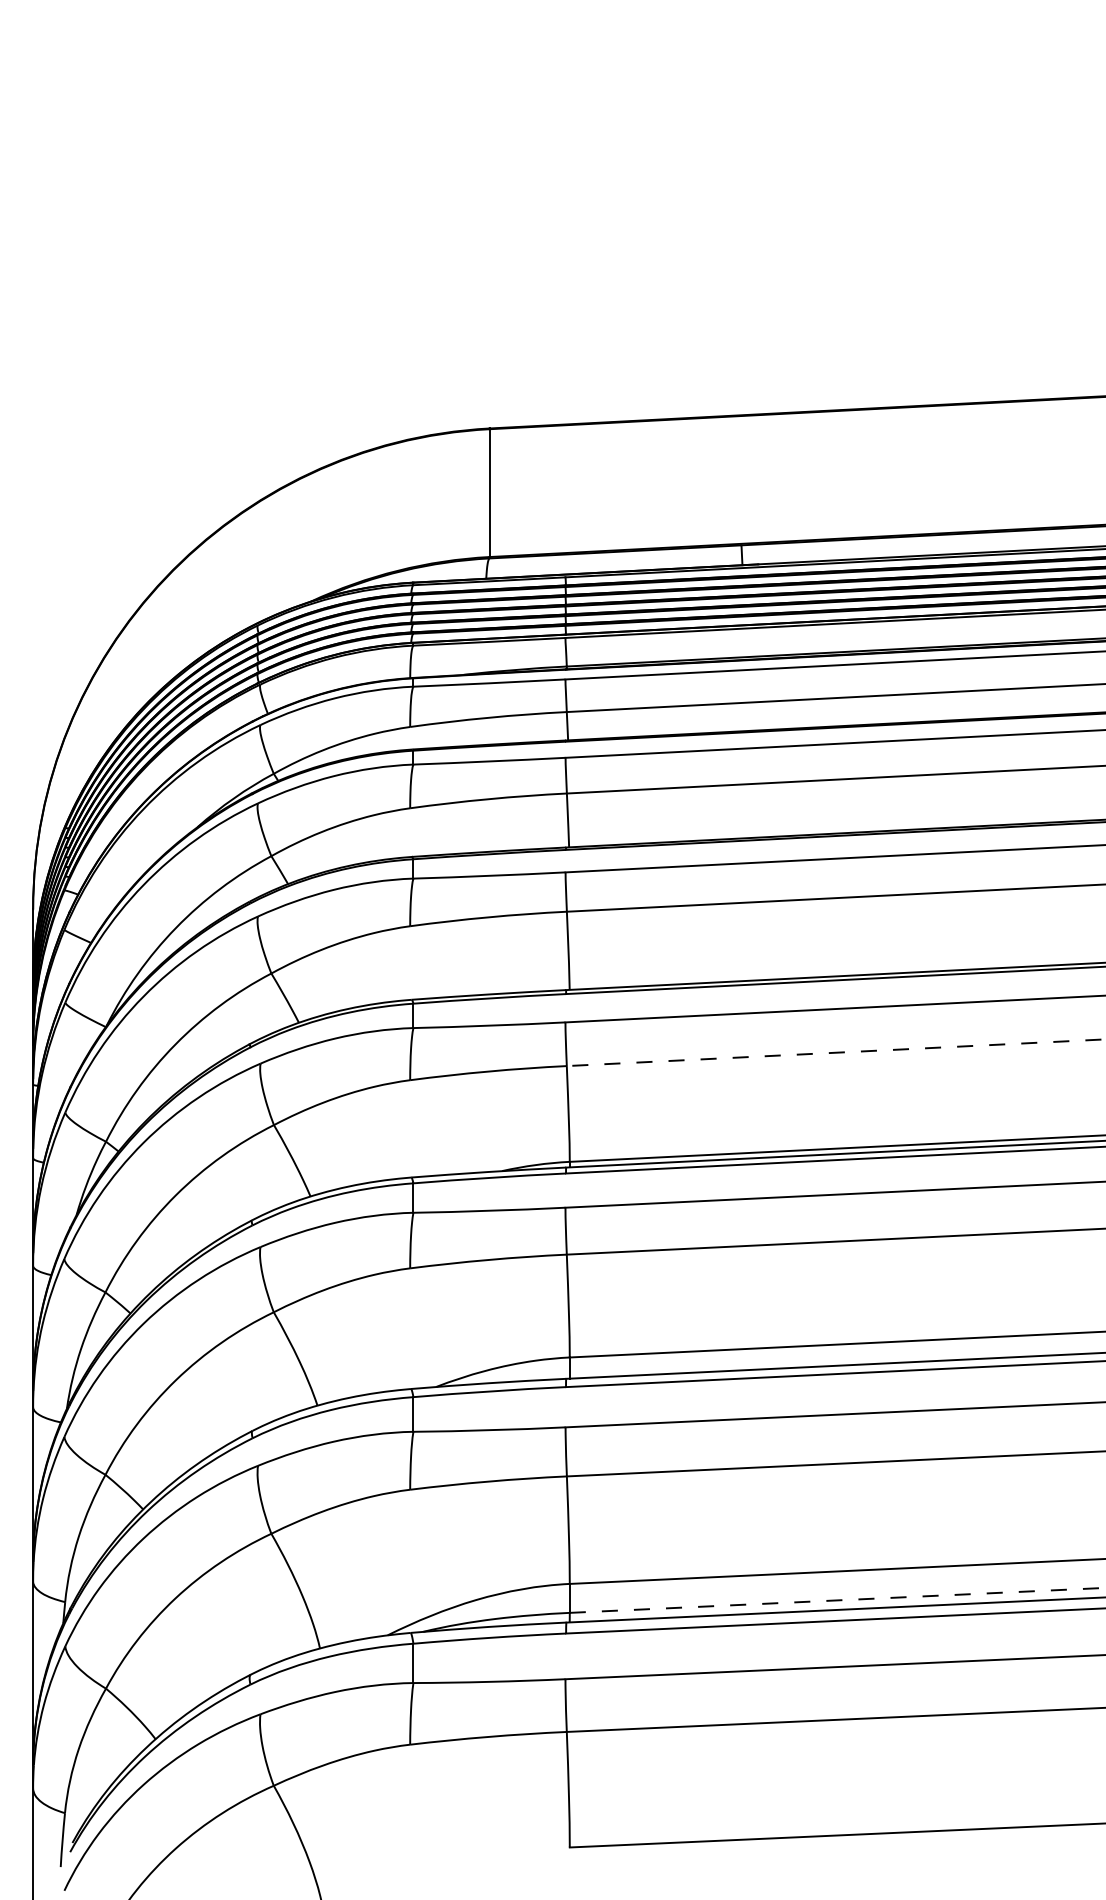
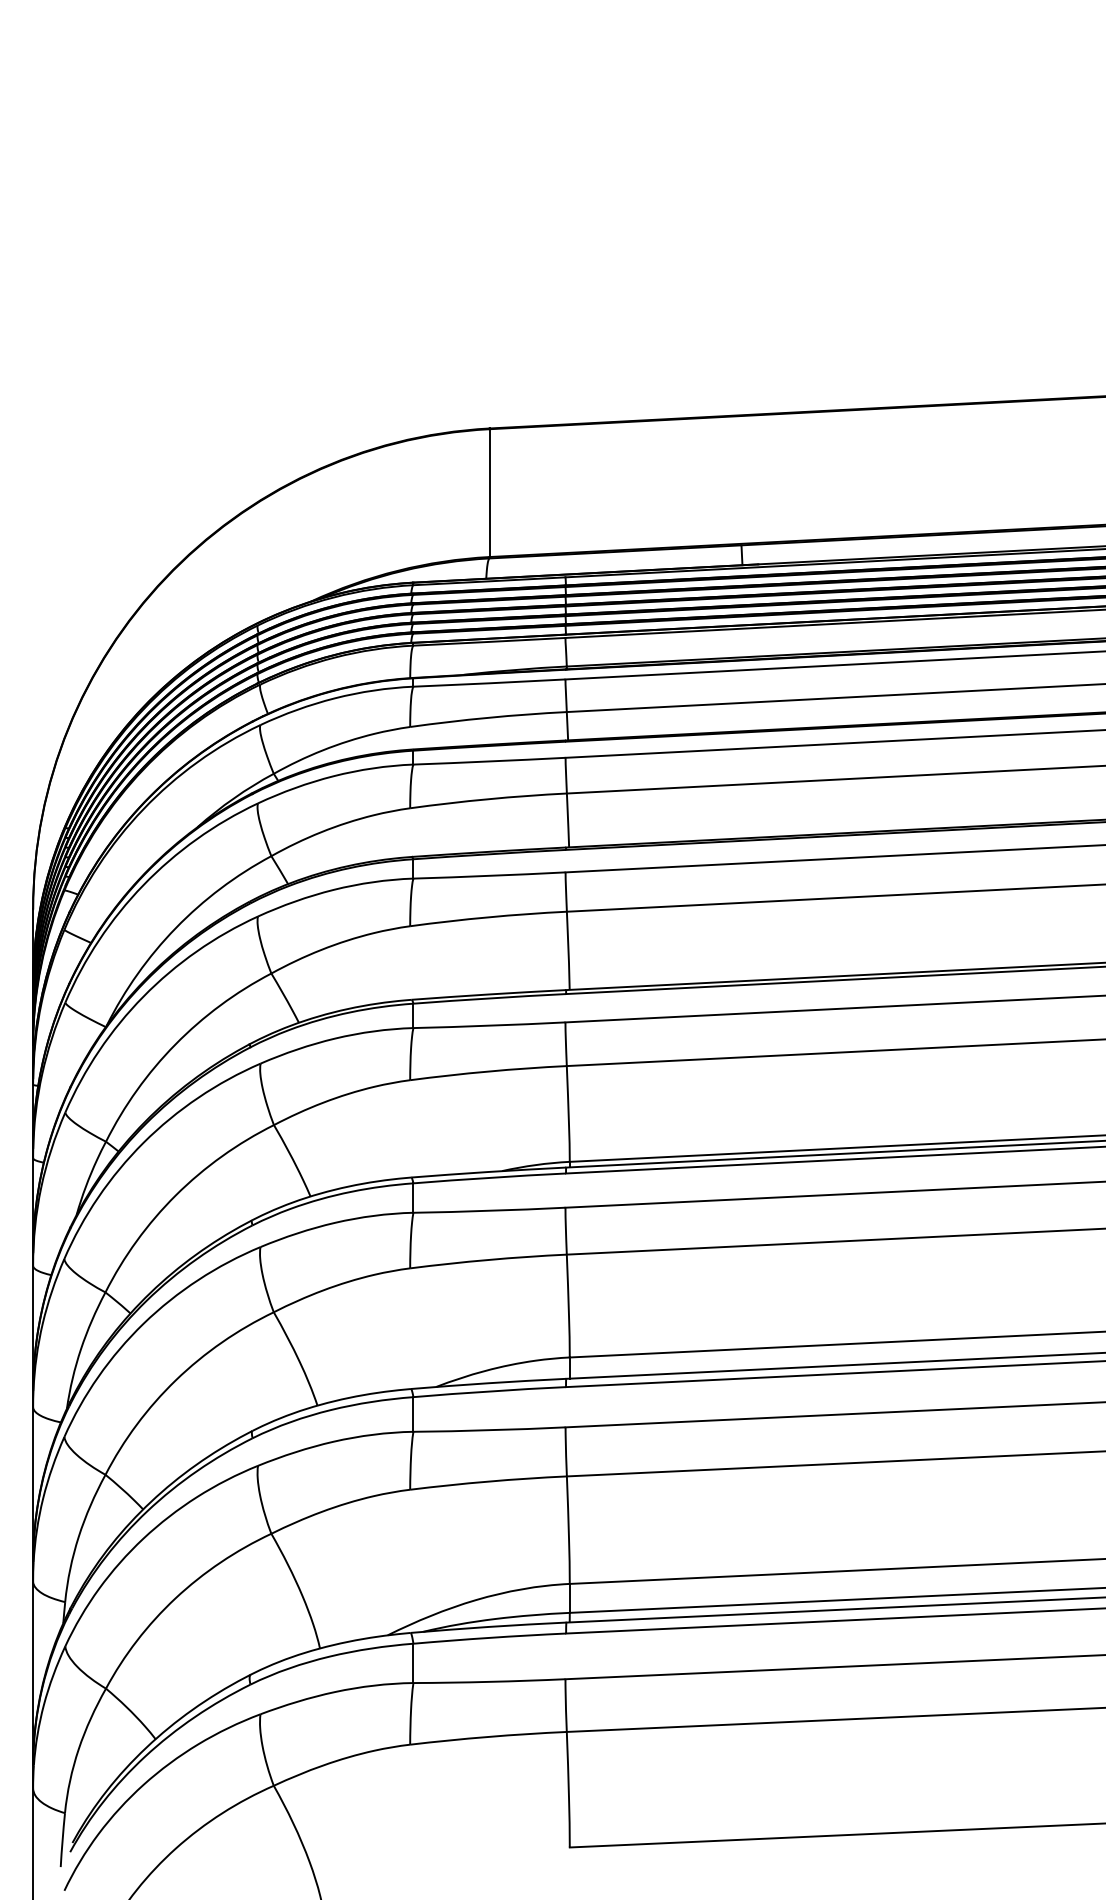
line: dashed -> solid (836, 1052)
line: dashed -> solid (838, 1600)
